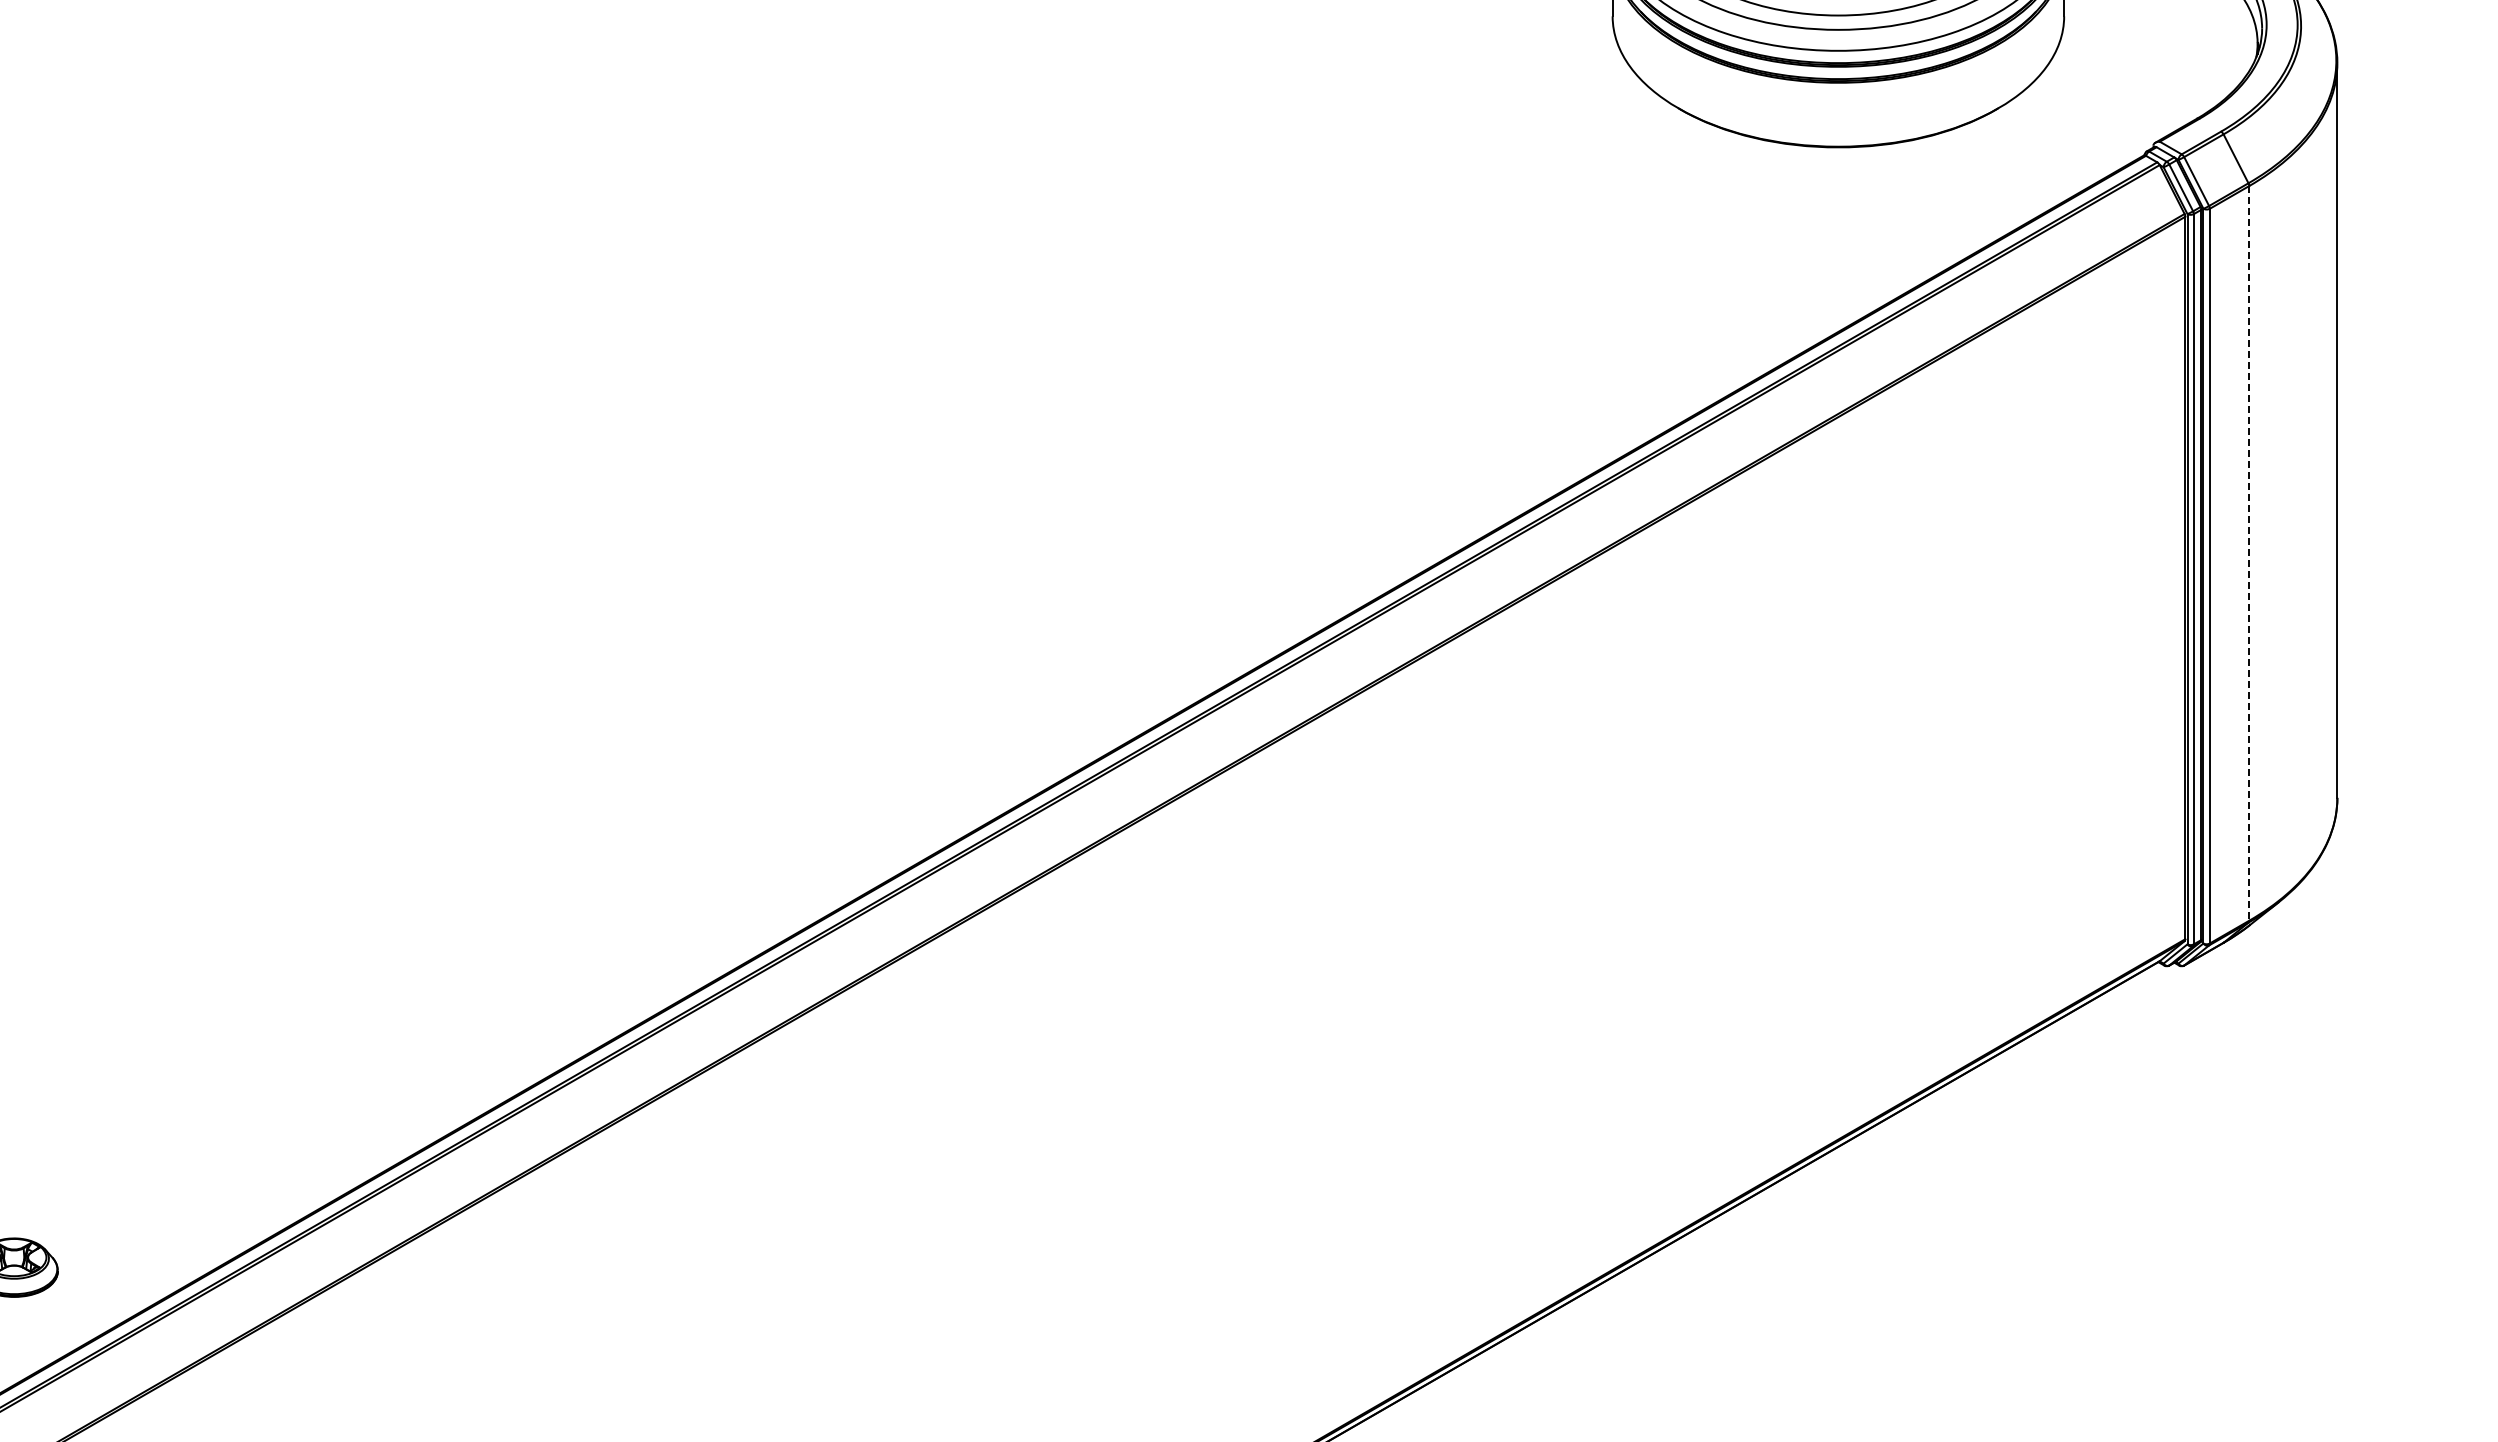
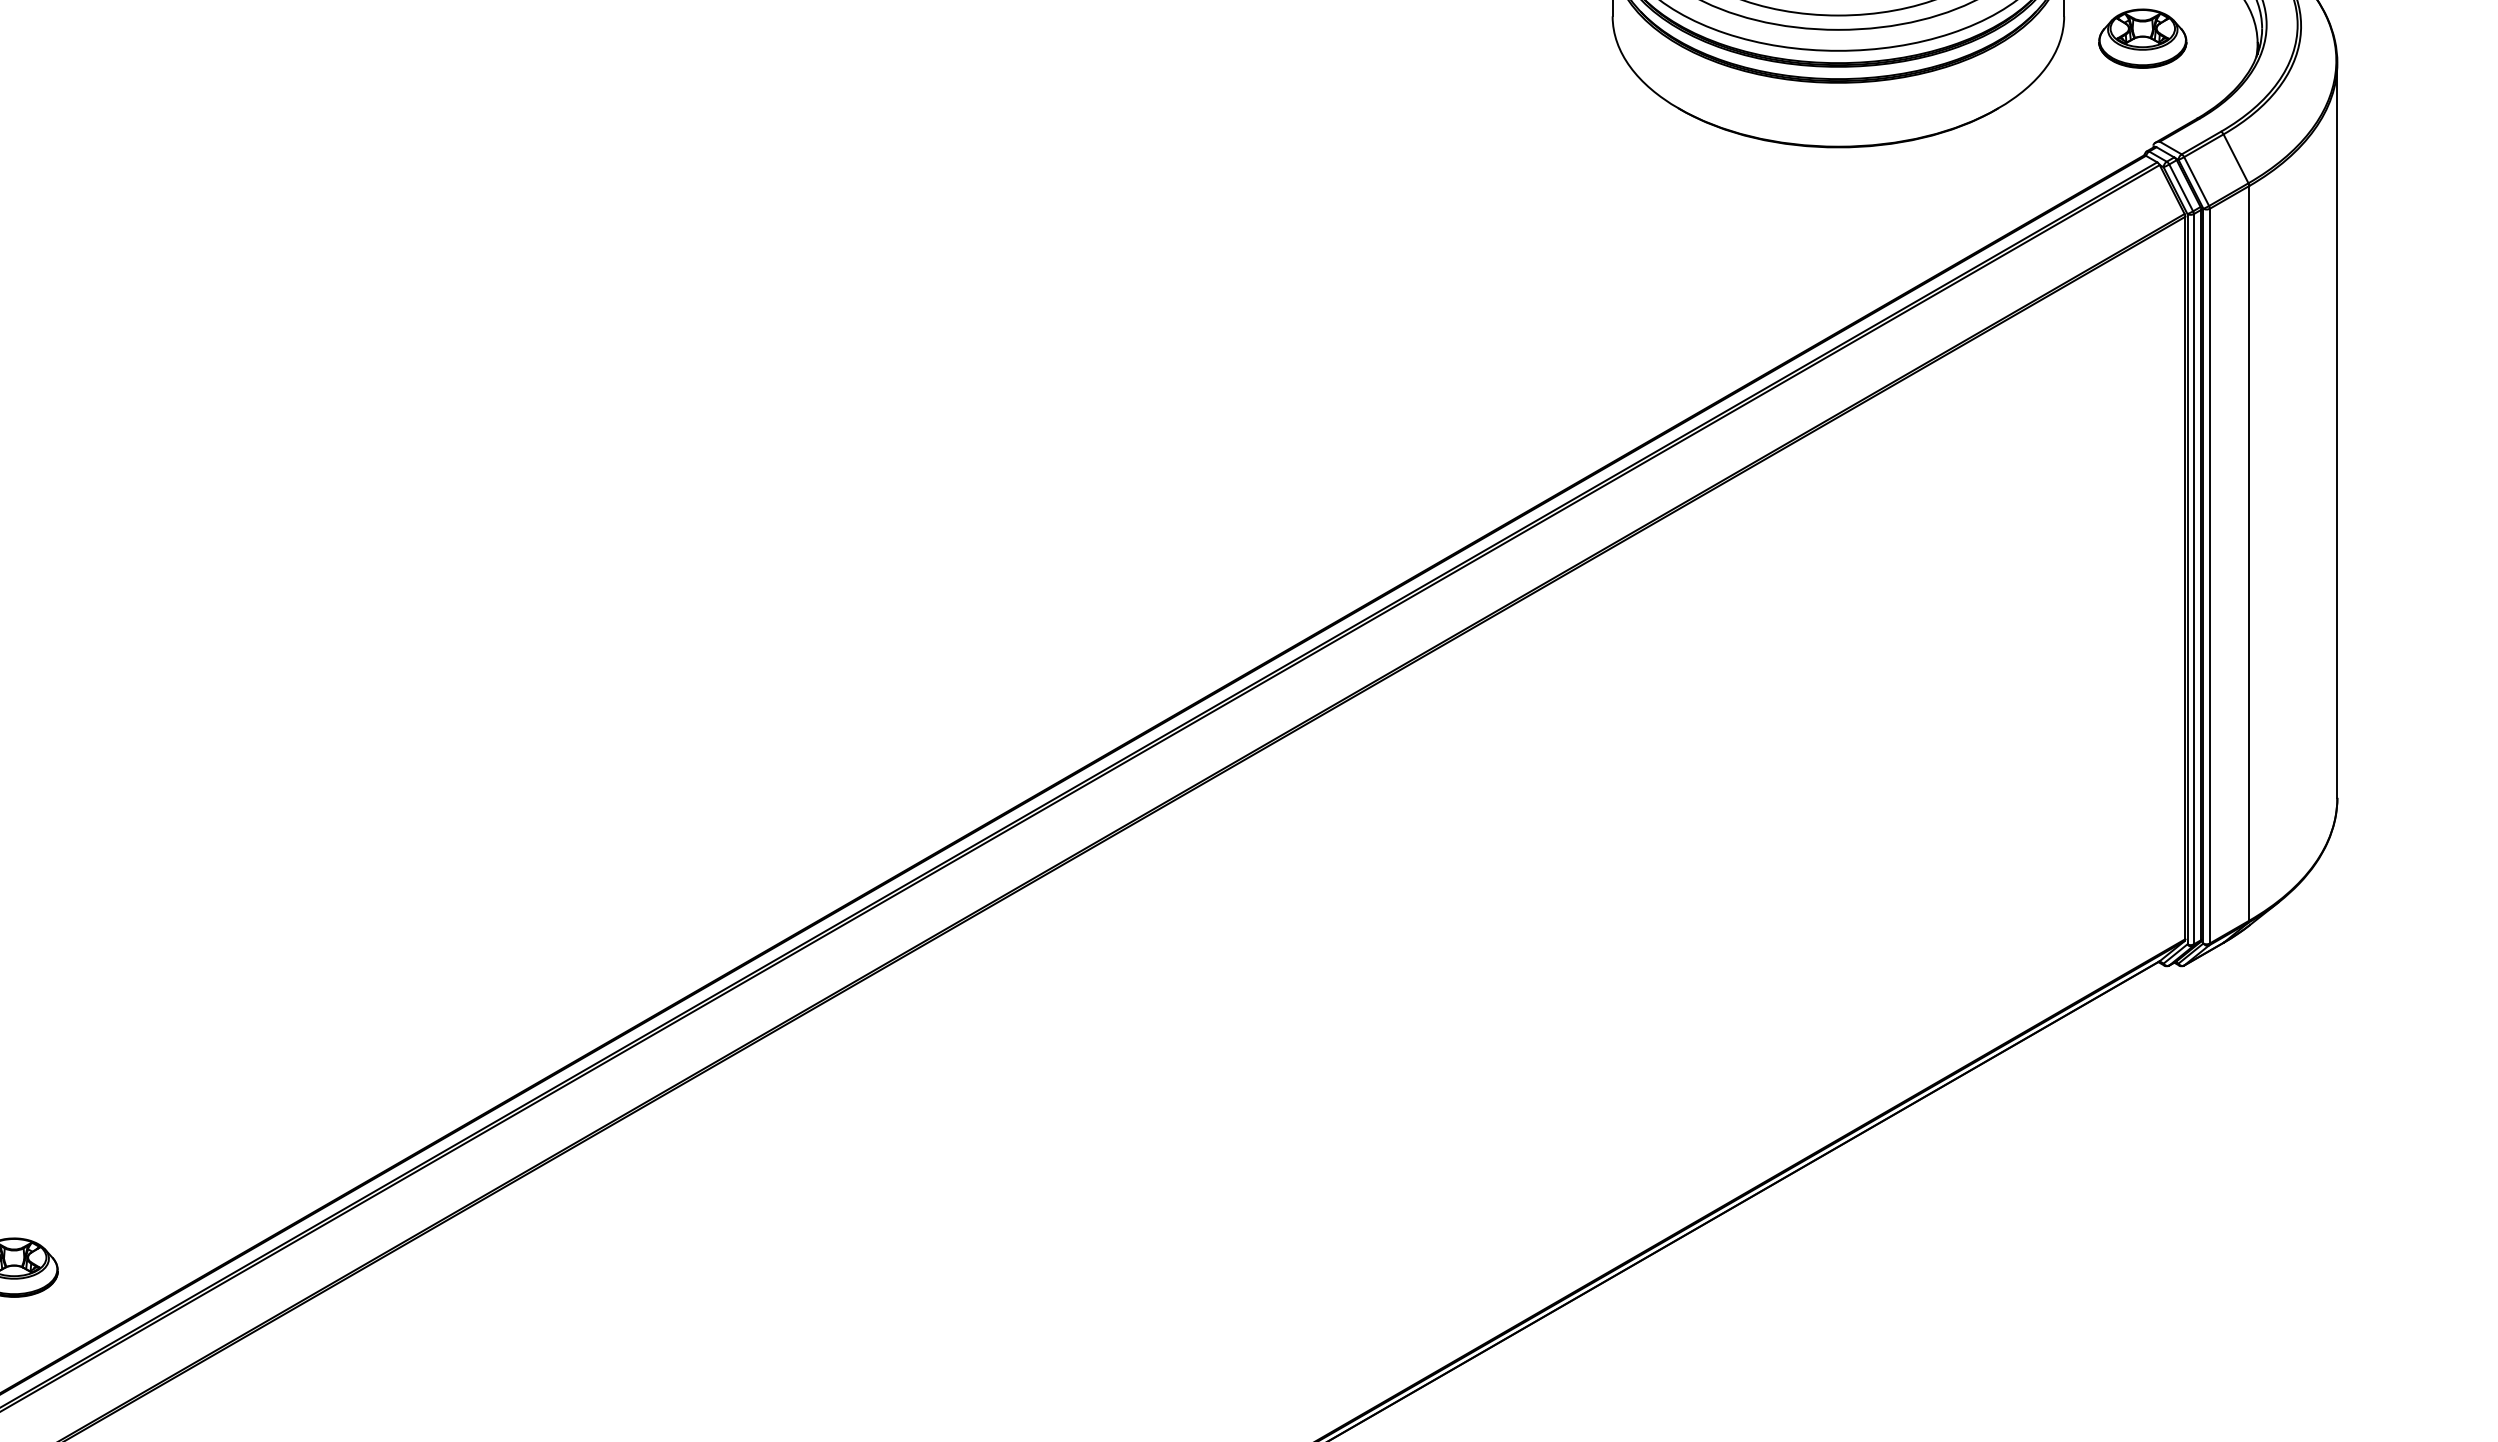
part: none -> present (2142, 38)
line: dashed -> solid (2249, 553)
